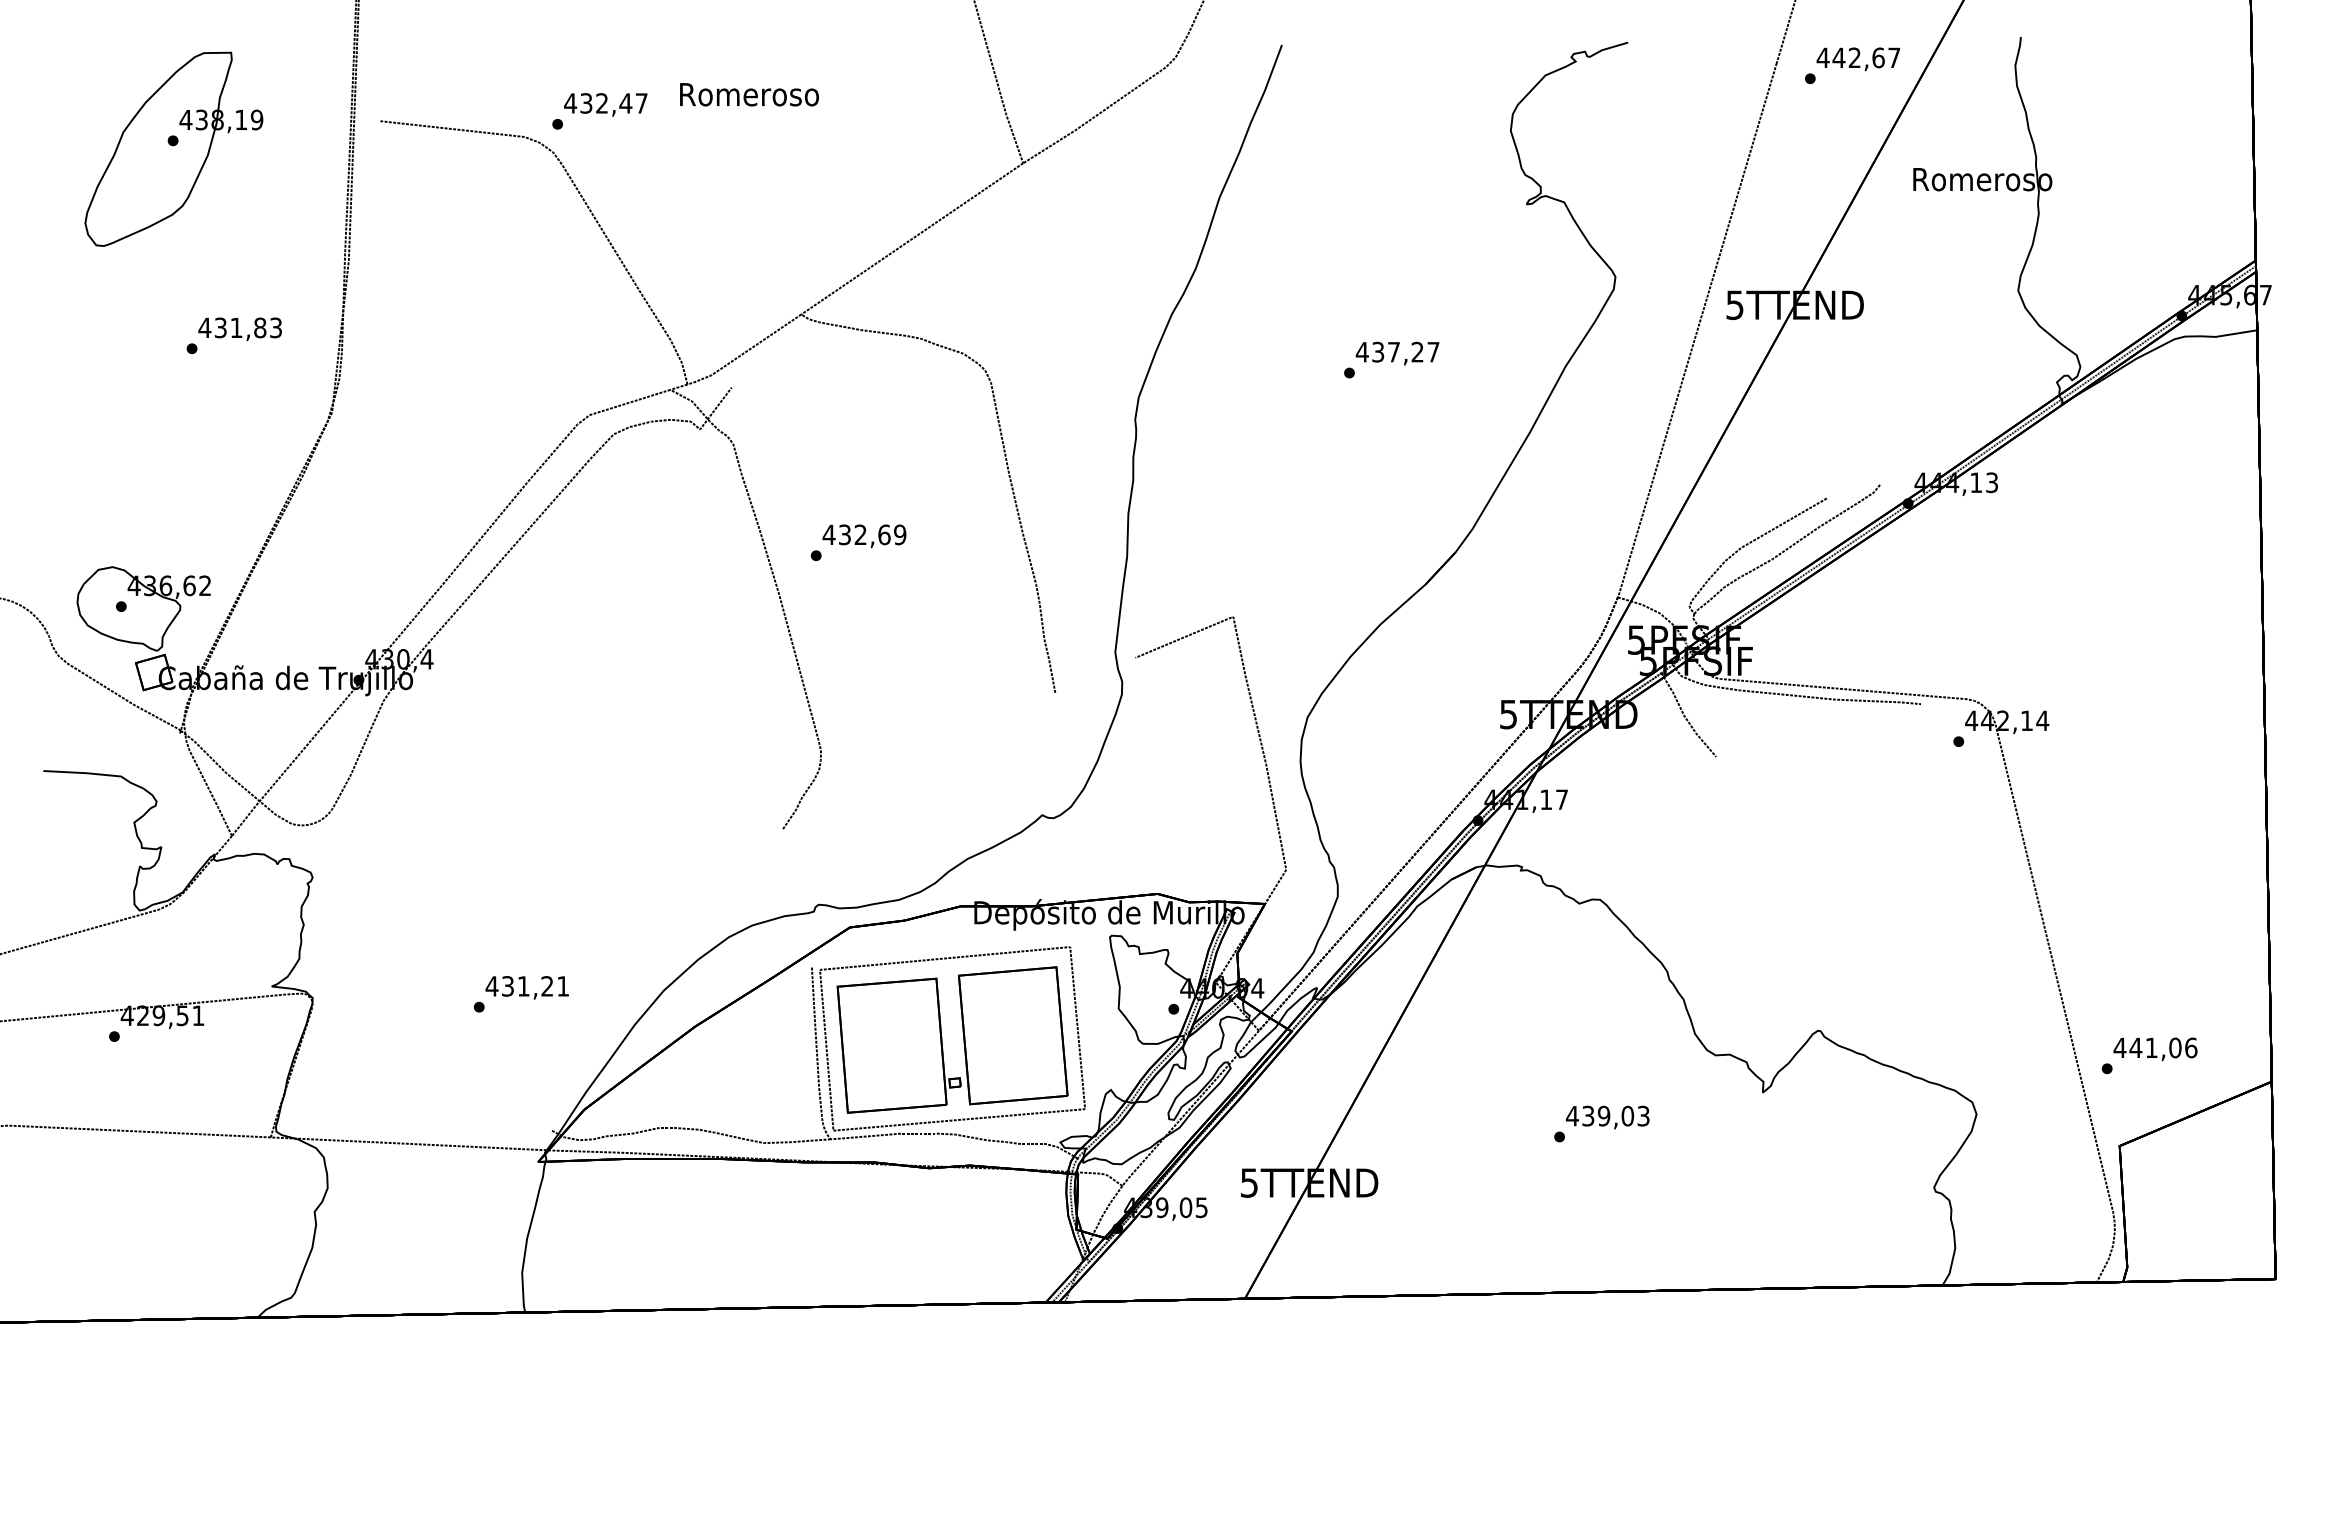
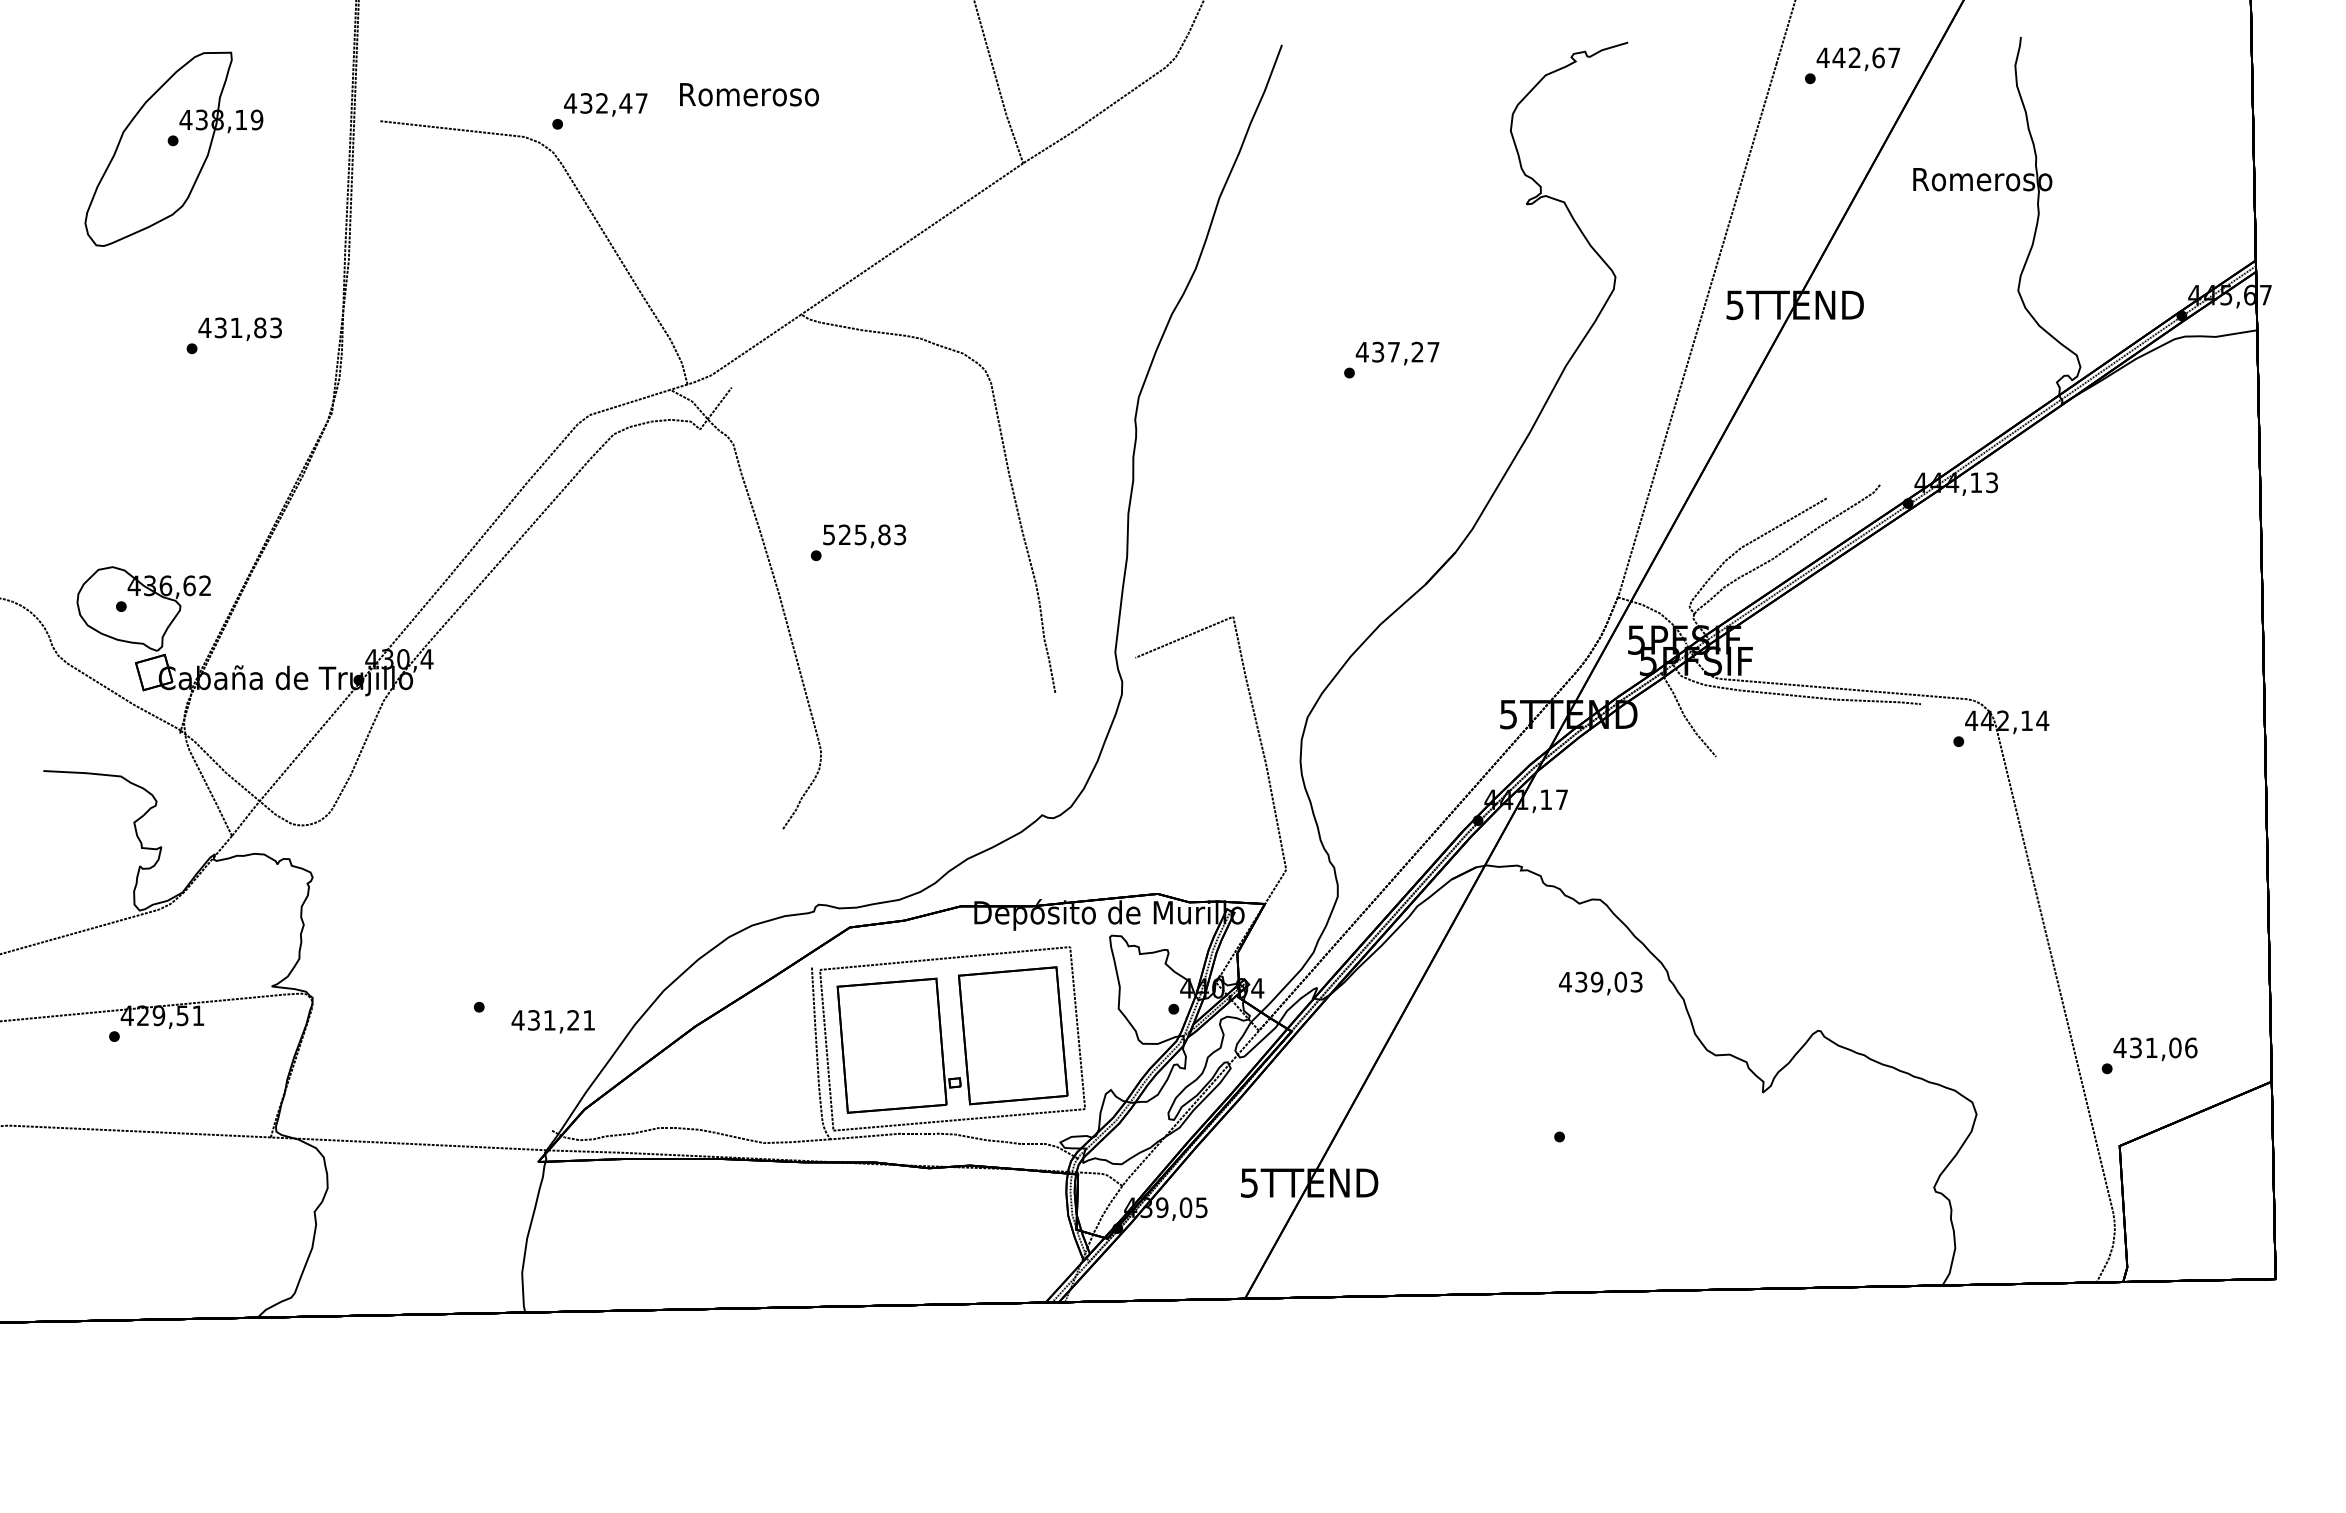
text: 432,69 -> 525,83 (864, 534)
text position: (526, 987) -> (552, 1021) (552, 1021)
text: 441,06 -> 431,06 (2135, 1047)
text position: (1607, 1117) -> (1600, 983) (1600, 983)
